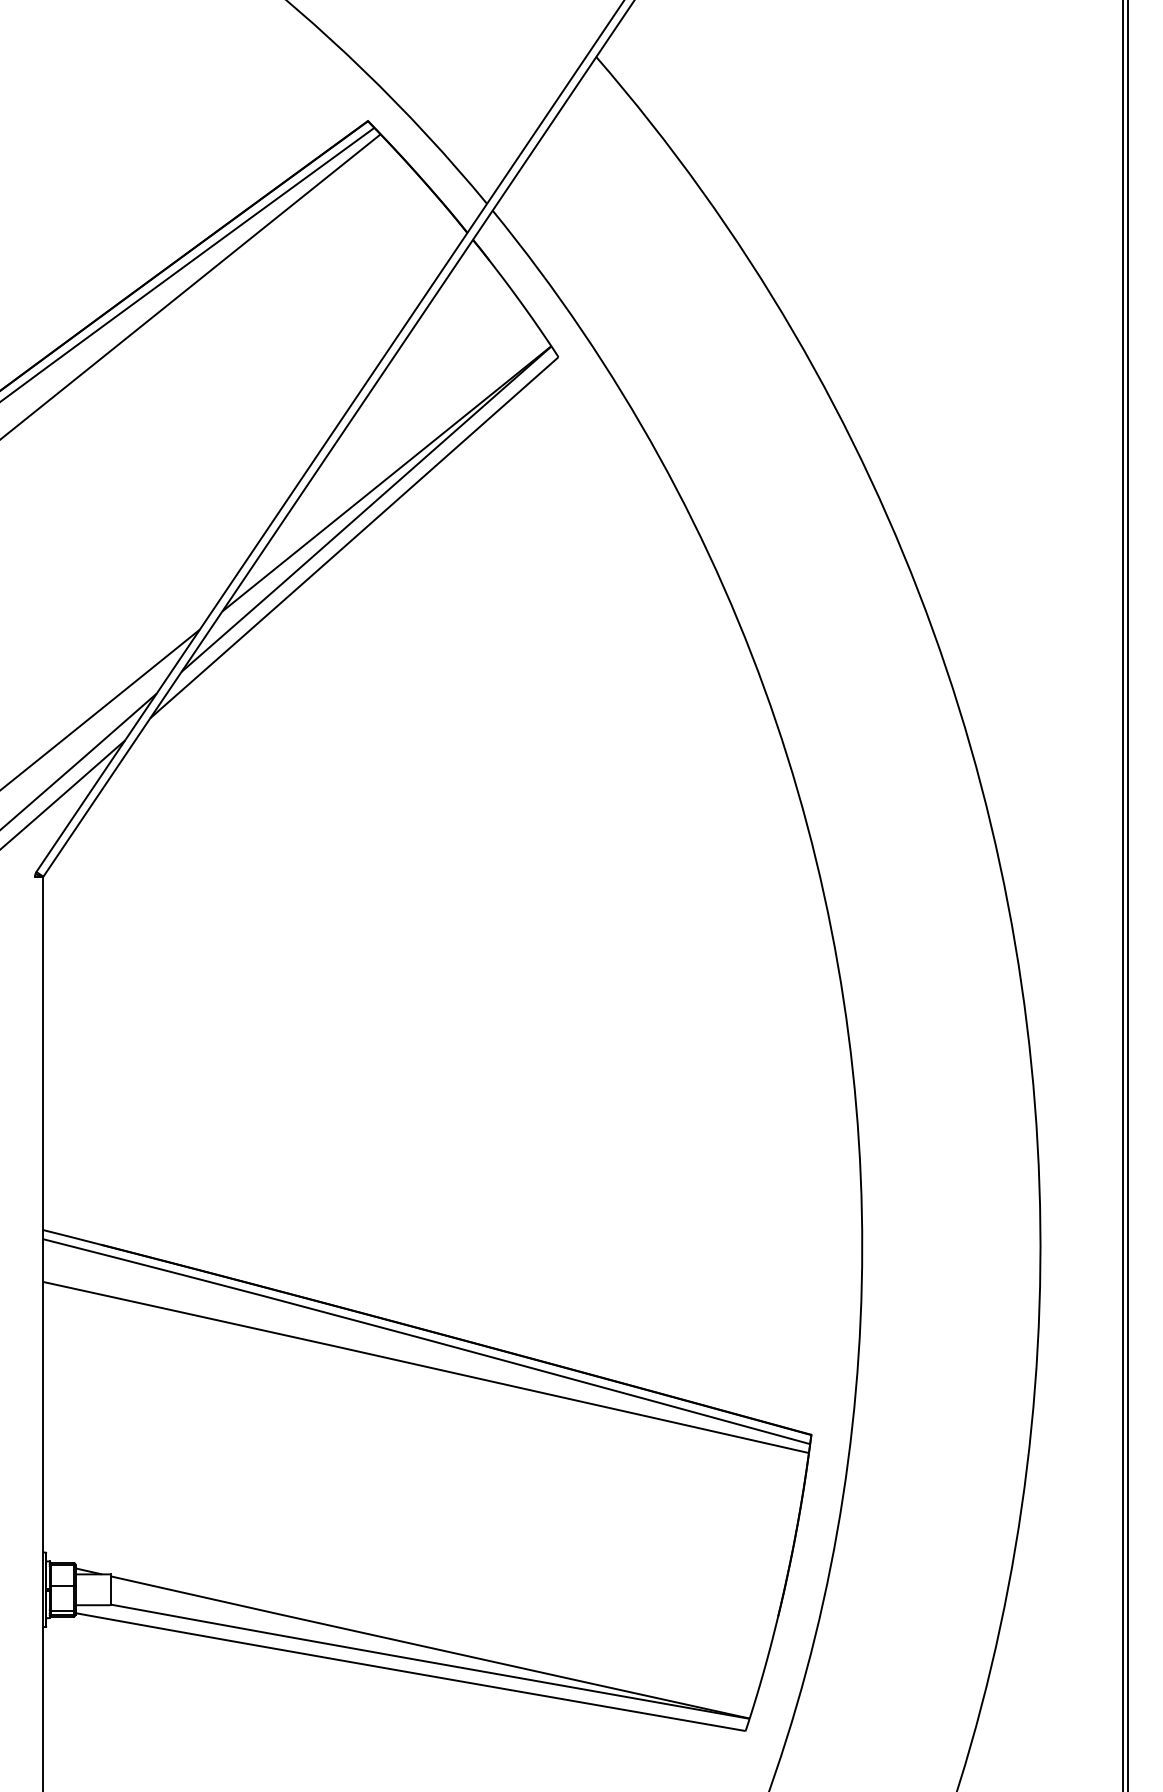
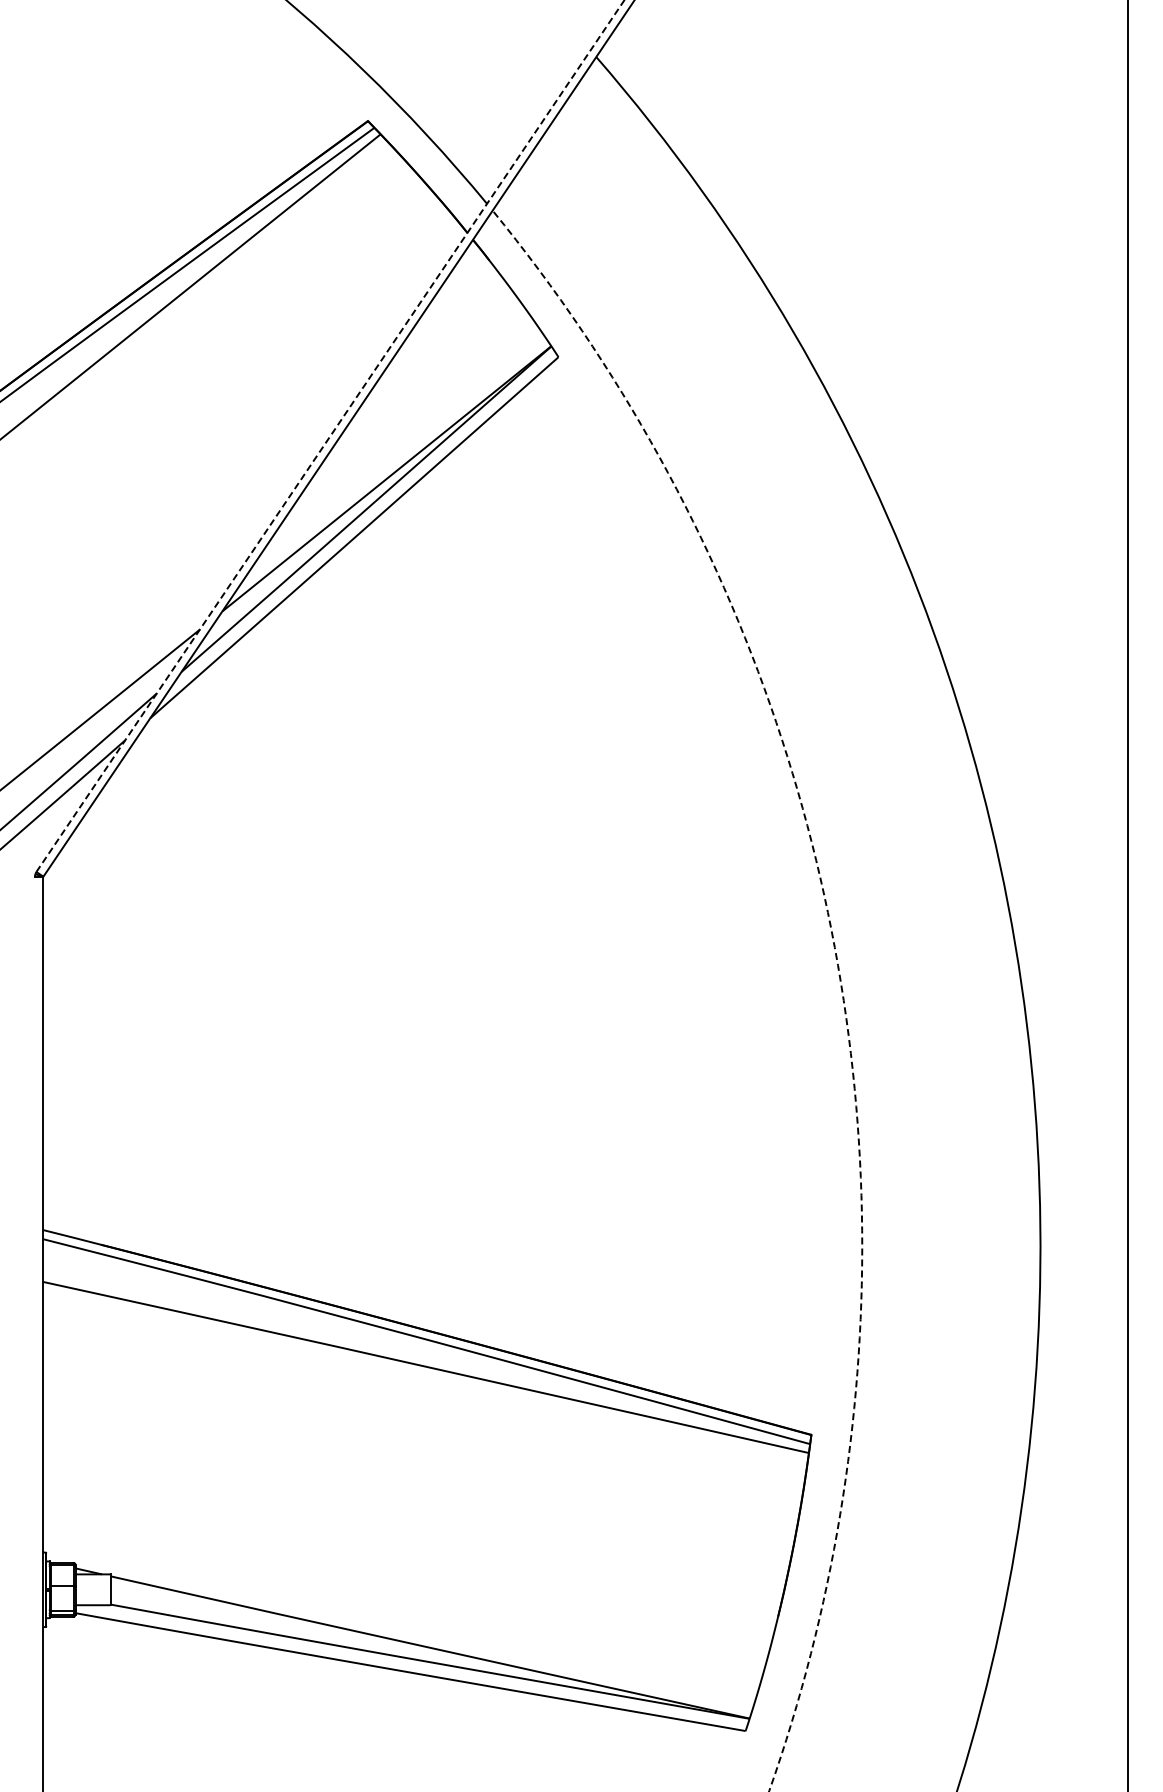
line: solid -> dashed (330, 436)
line: present -> none (1123, 895)
arc: solid -> dashed (837, 965)
